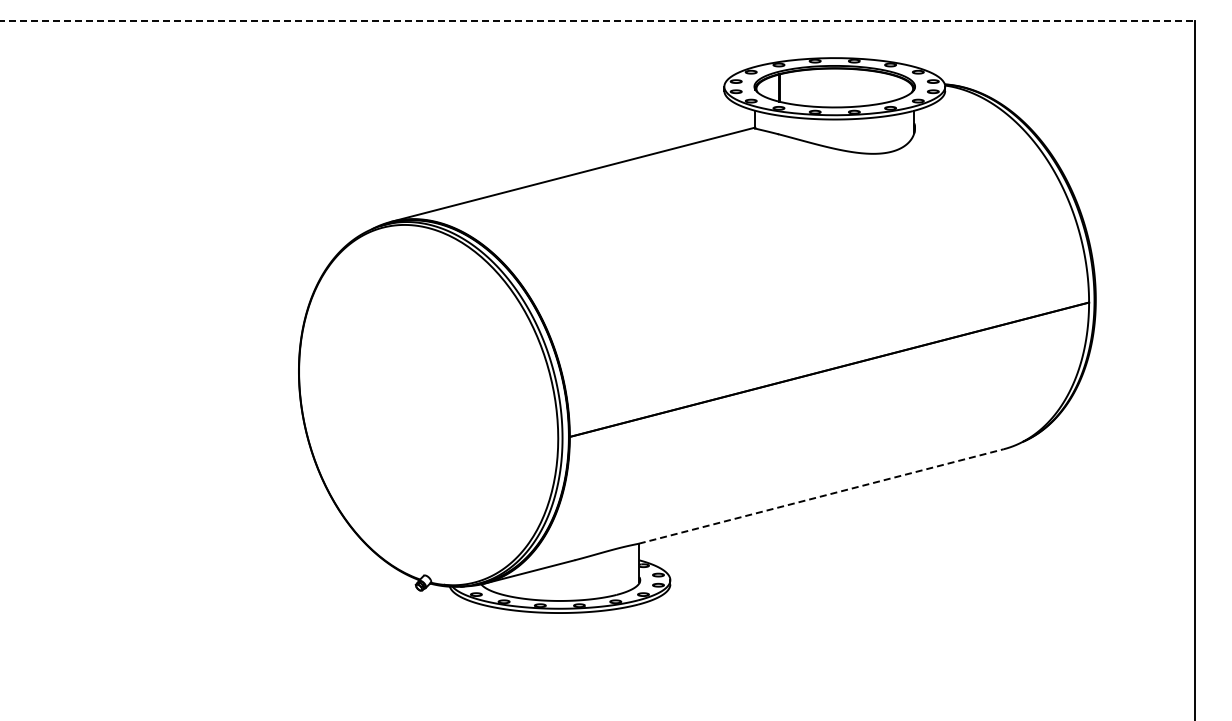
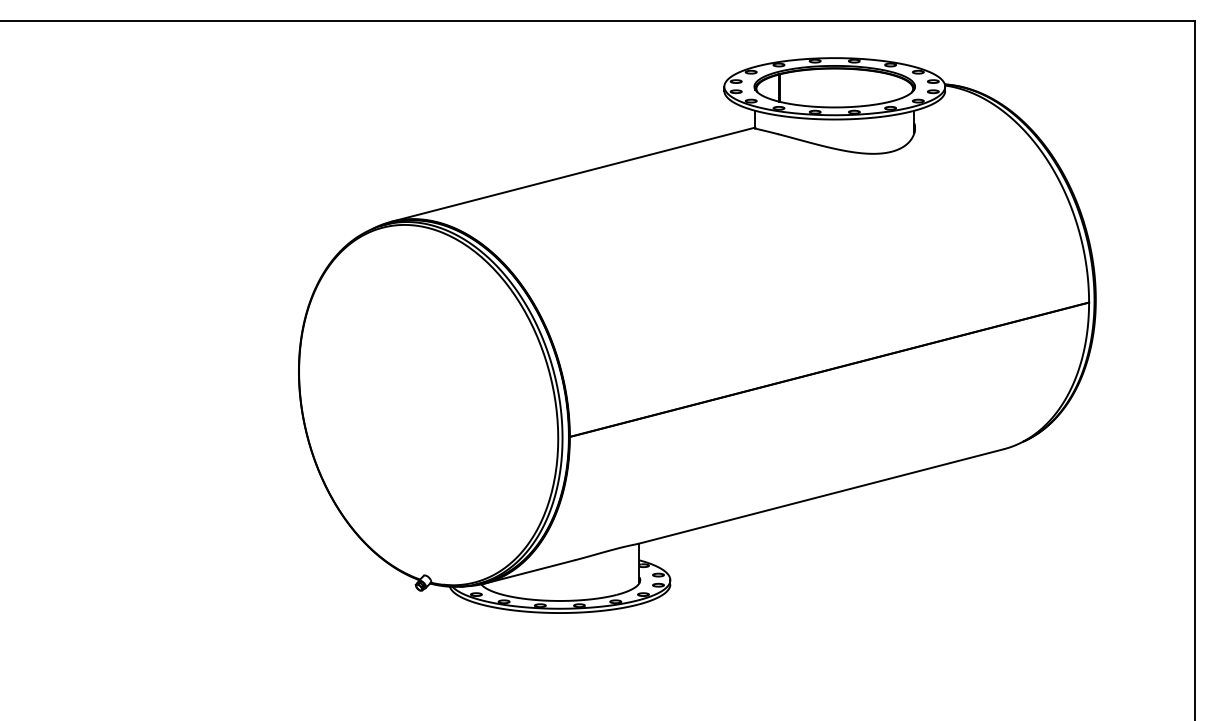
line: dashed -> solid (598, 21)
line: dashed -> solid (821, 496)
